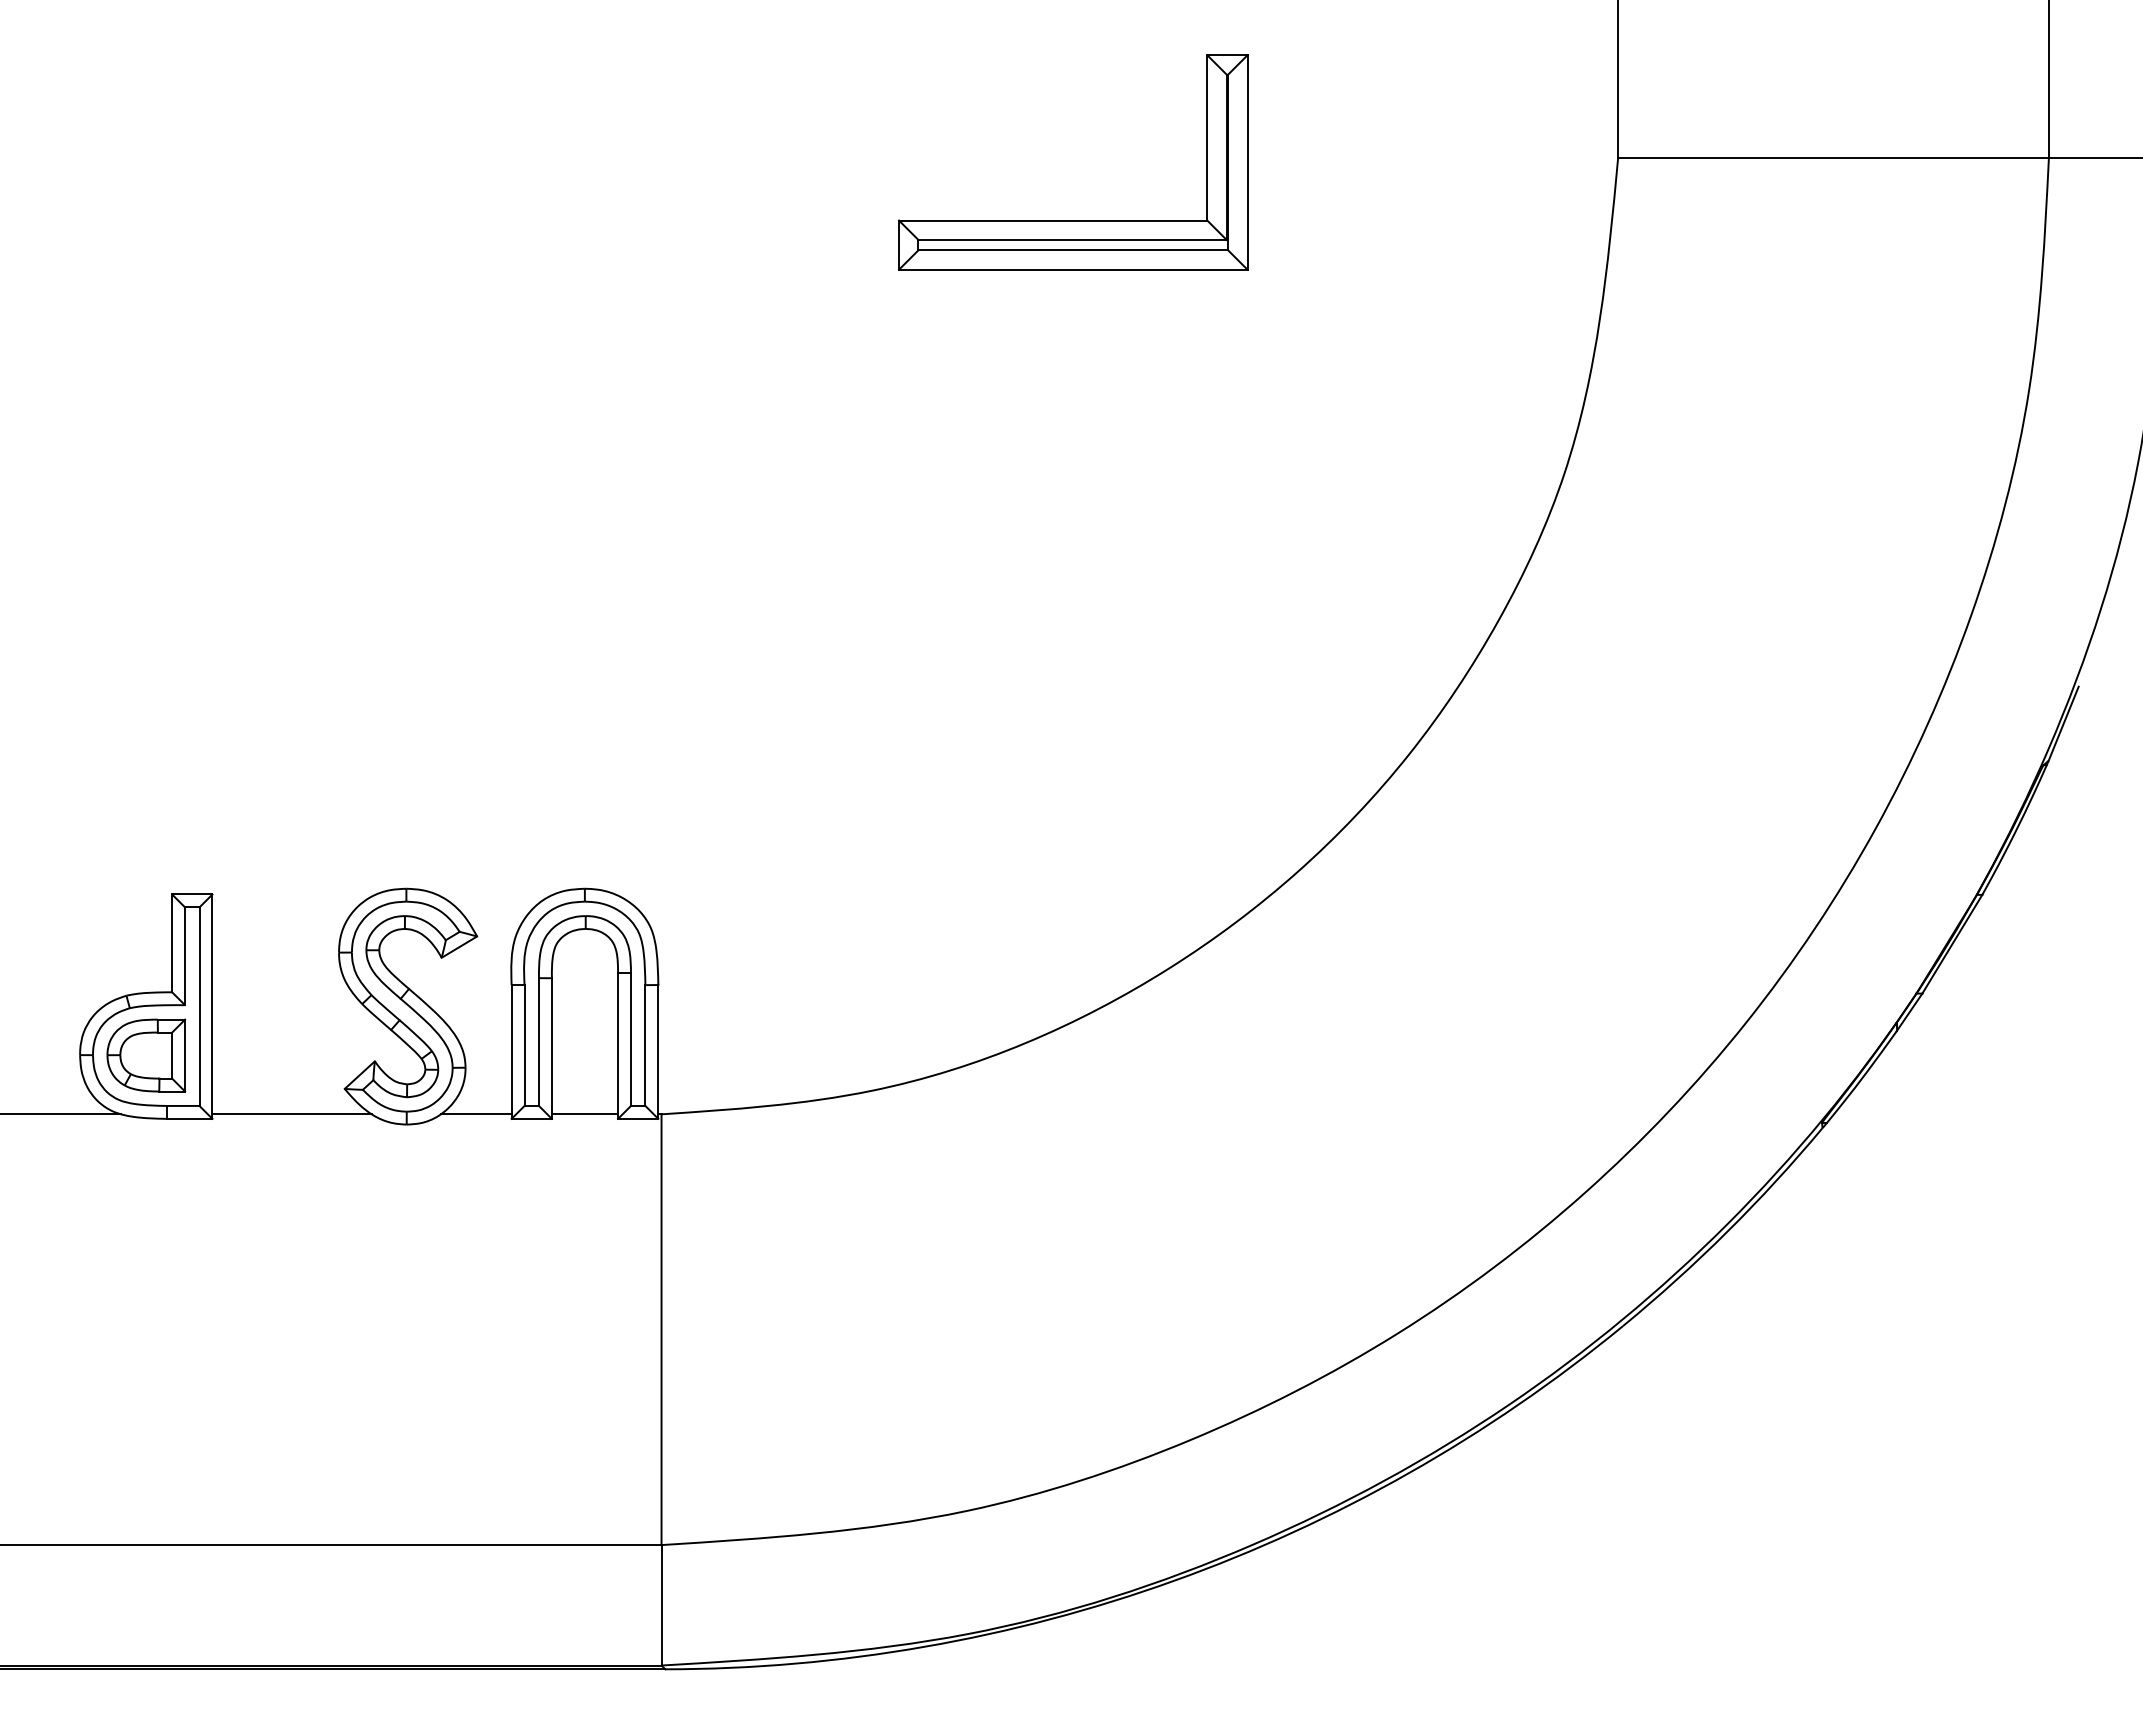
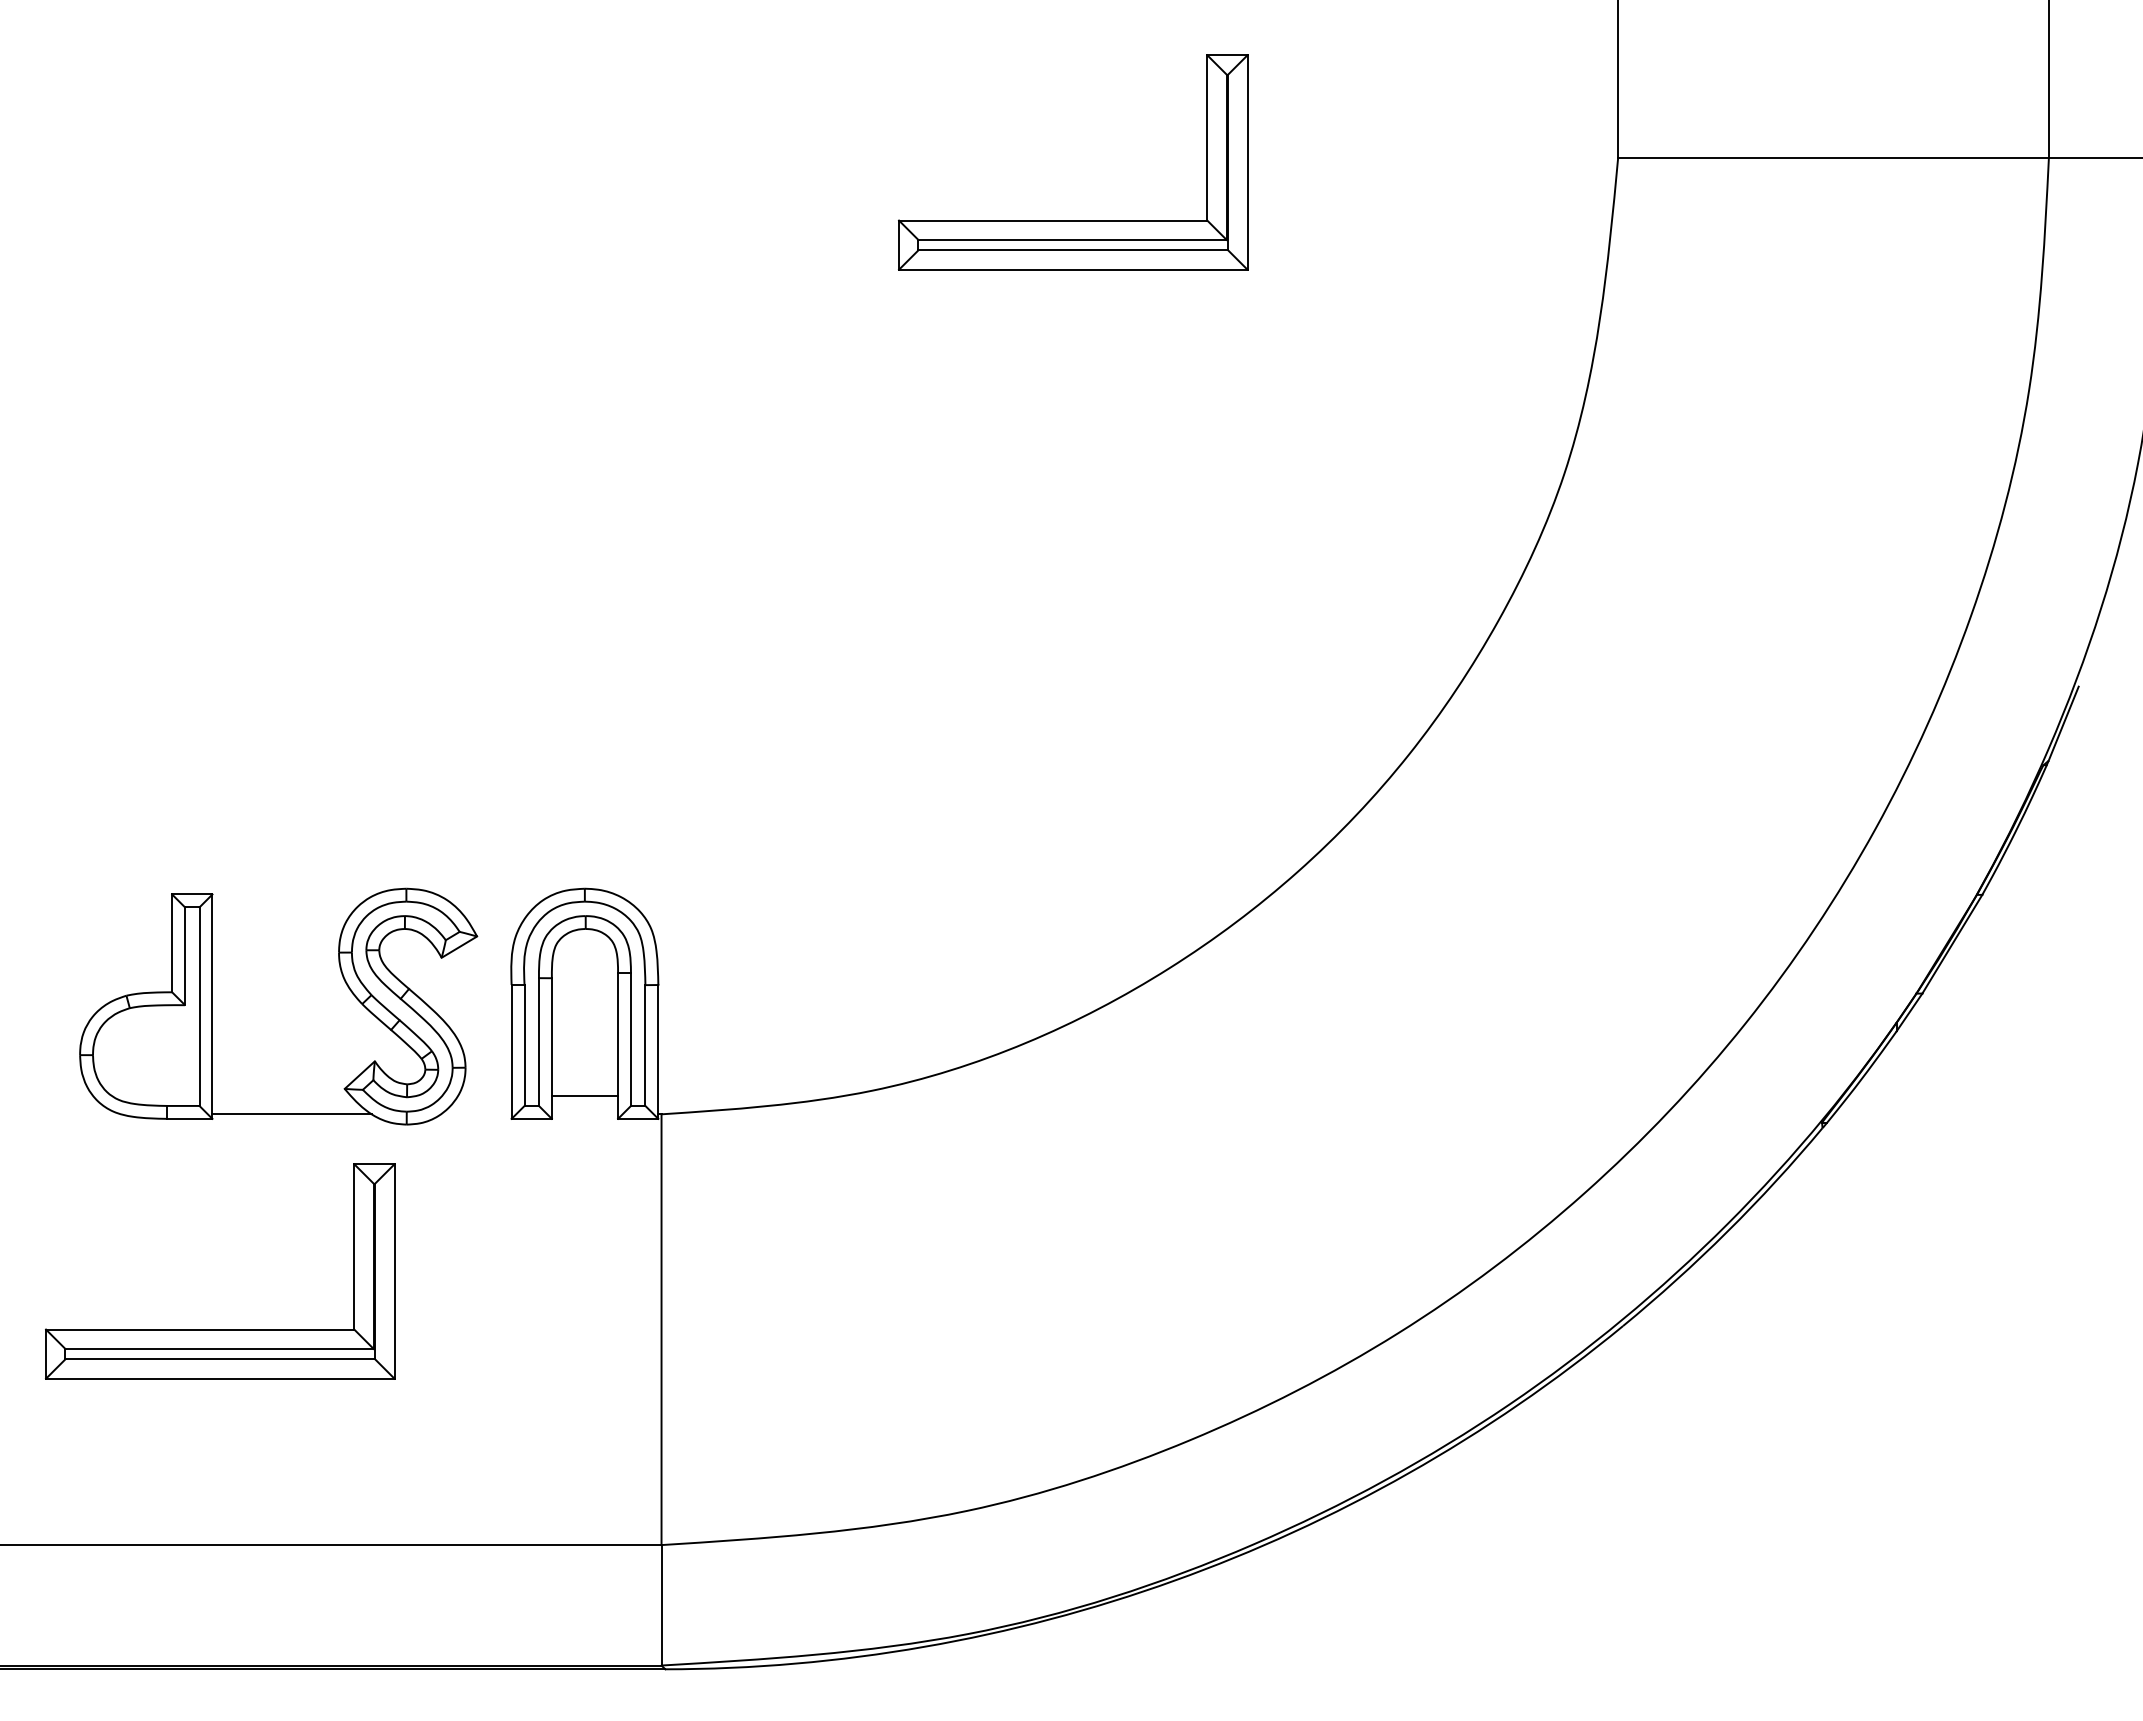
part: present -> none (146, 1055)
line: present -> none (61, 1114)
line: present -> none (476, 1114)
line position: (584, 1114) -> (584, 1096) (584, 1096)
part: none -> present (220, 1329)
